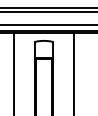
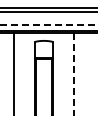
line: solid -> dashed (49, 25)
line: solid -> dashed (74, 73)
